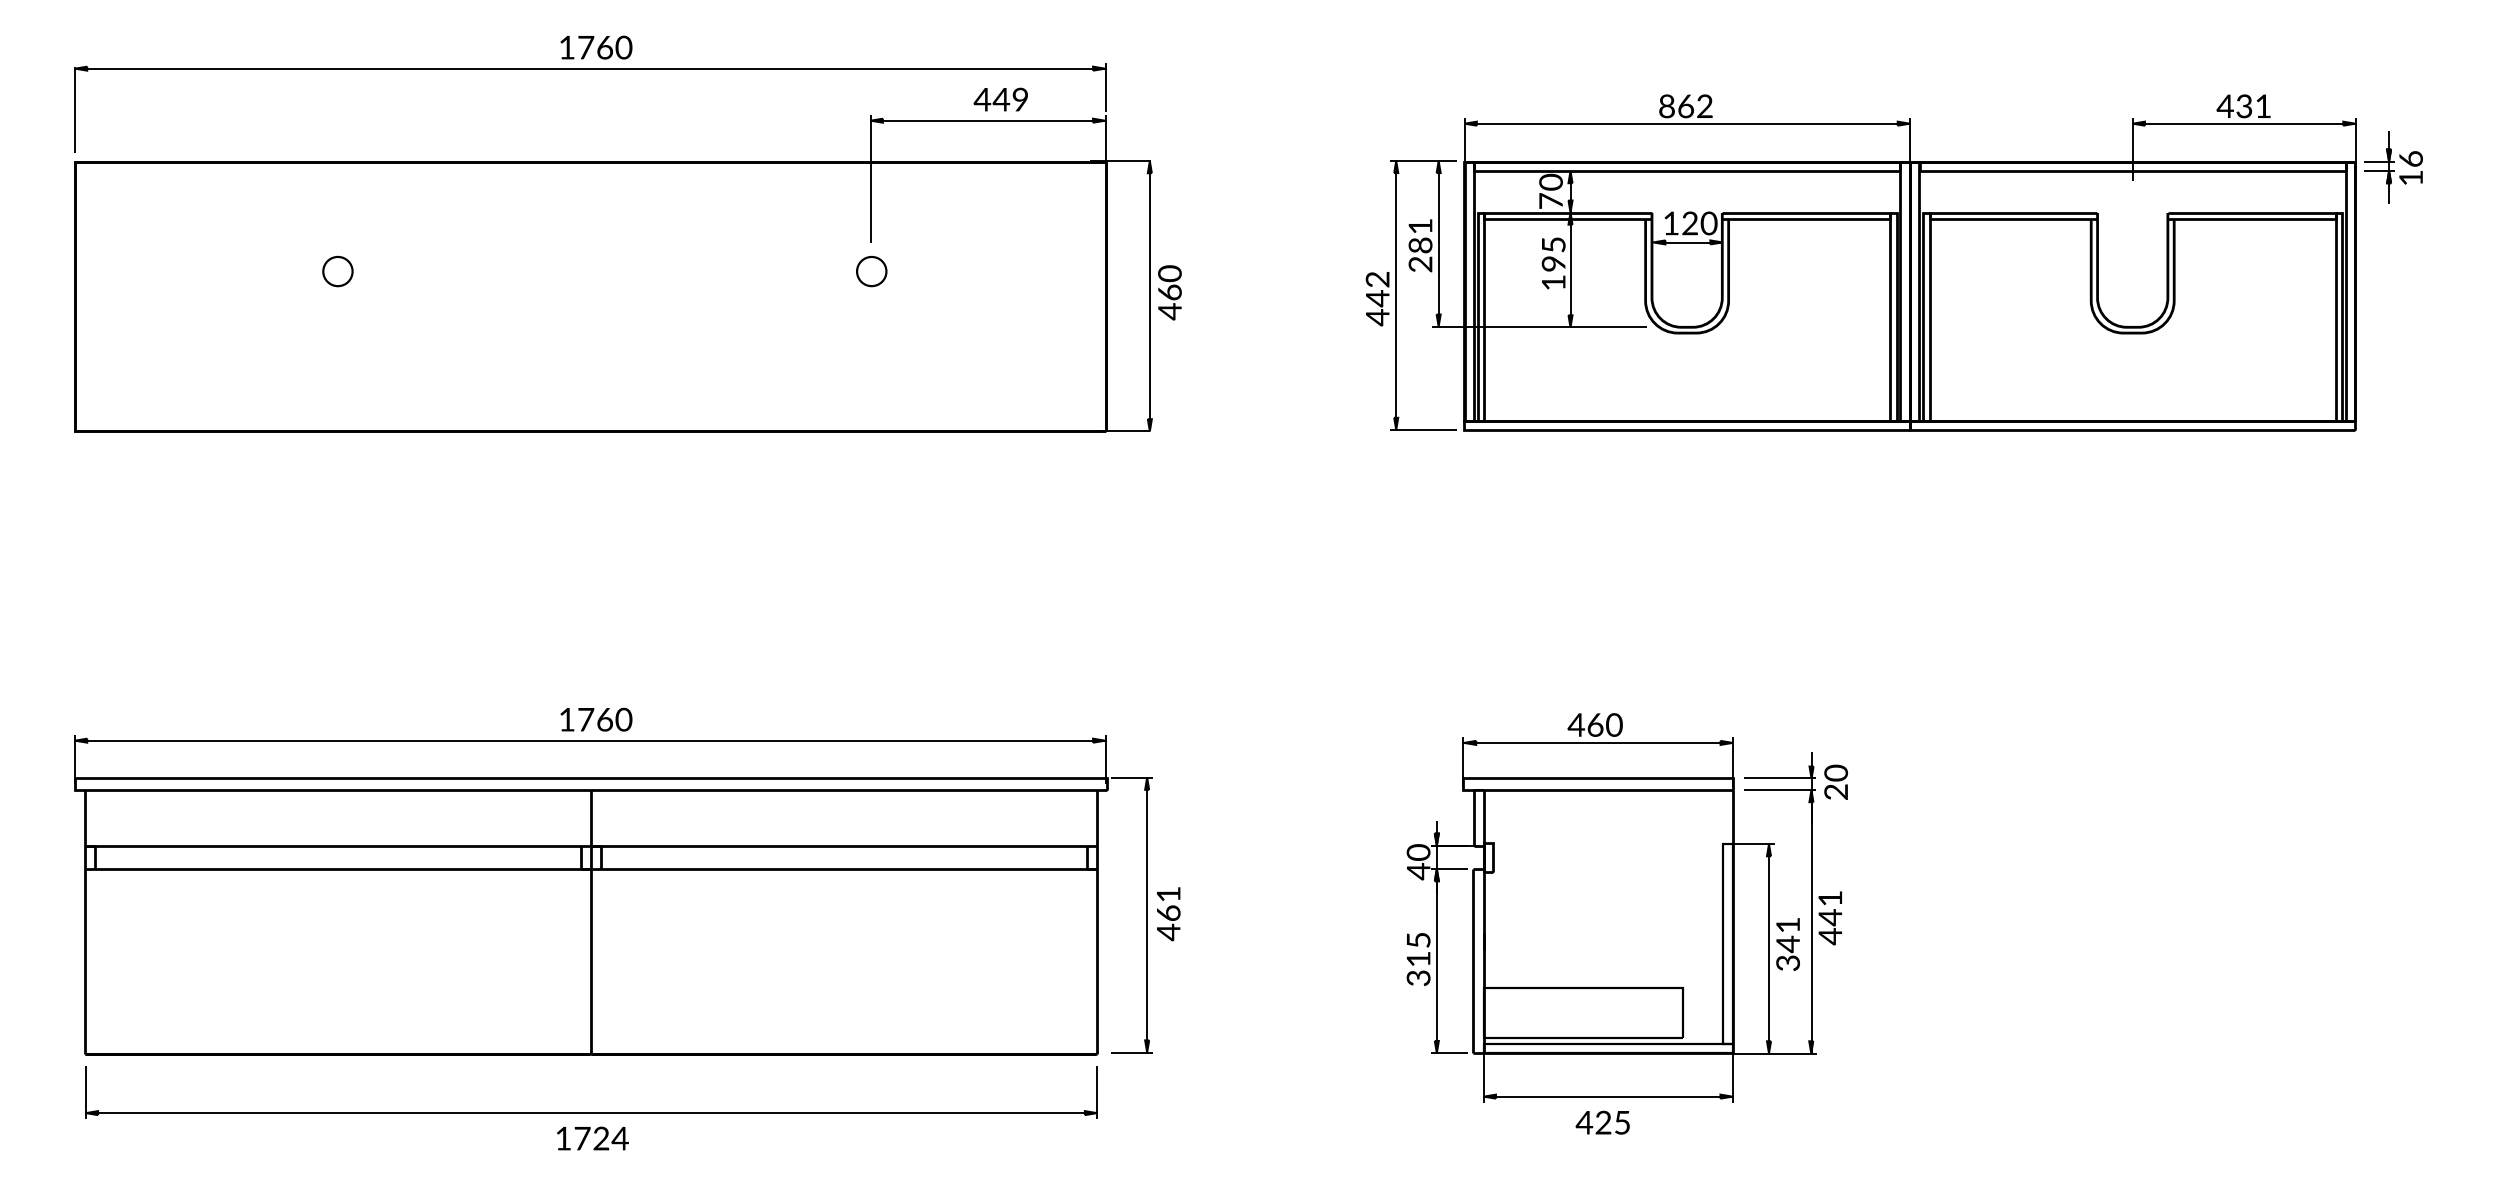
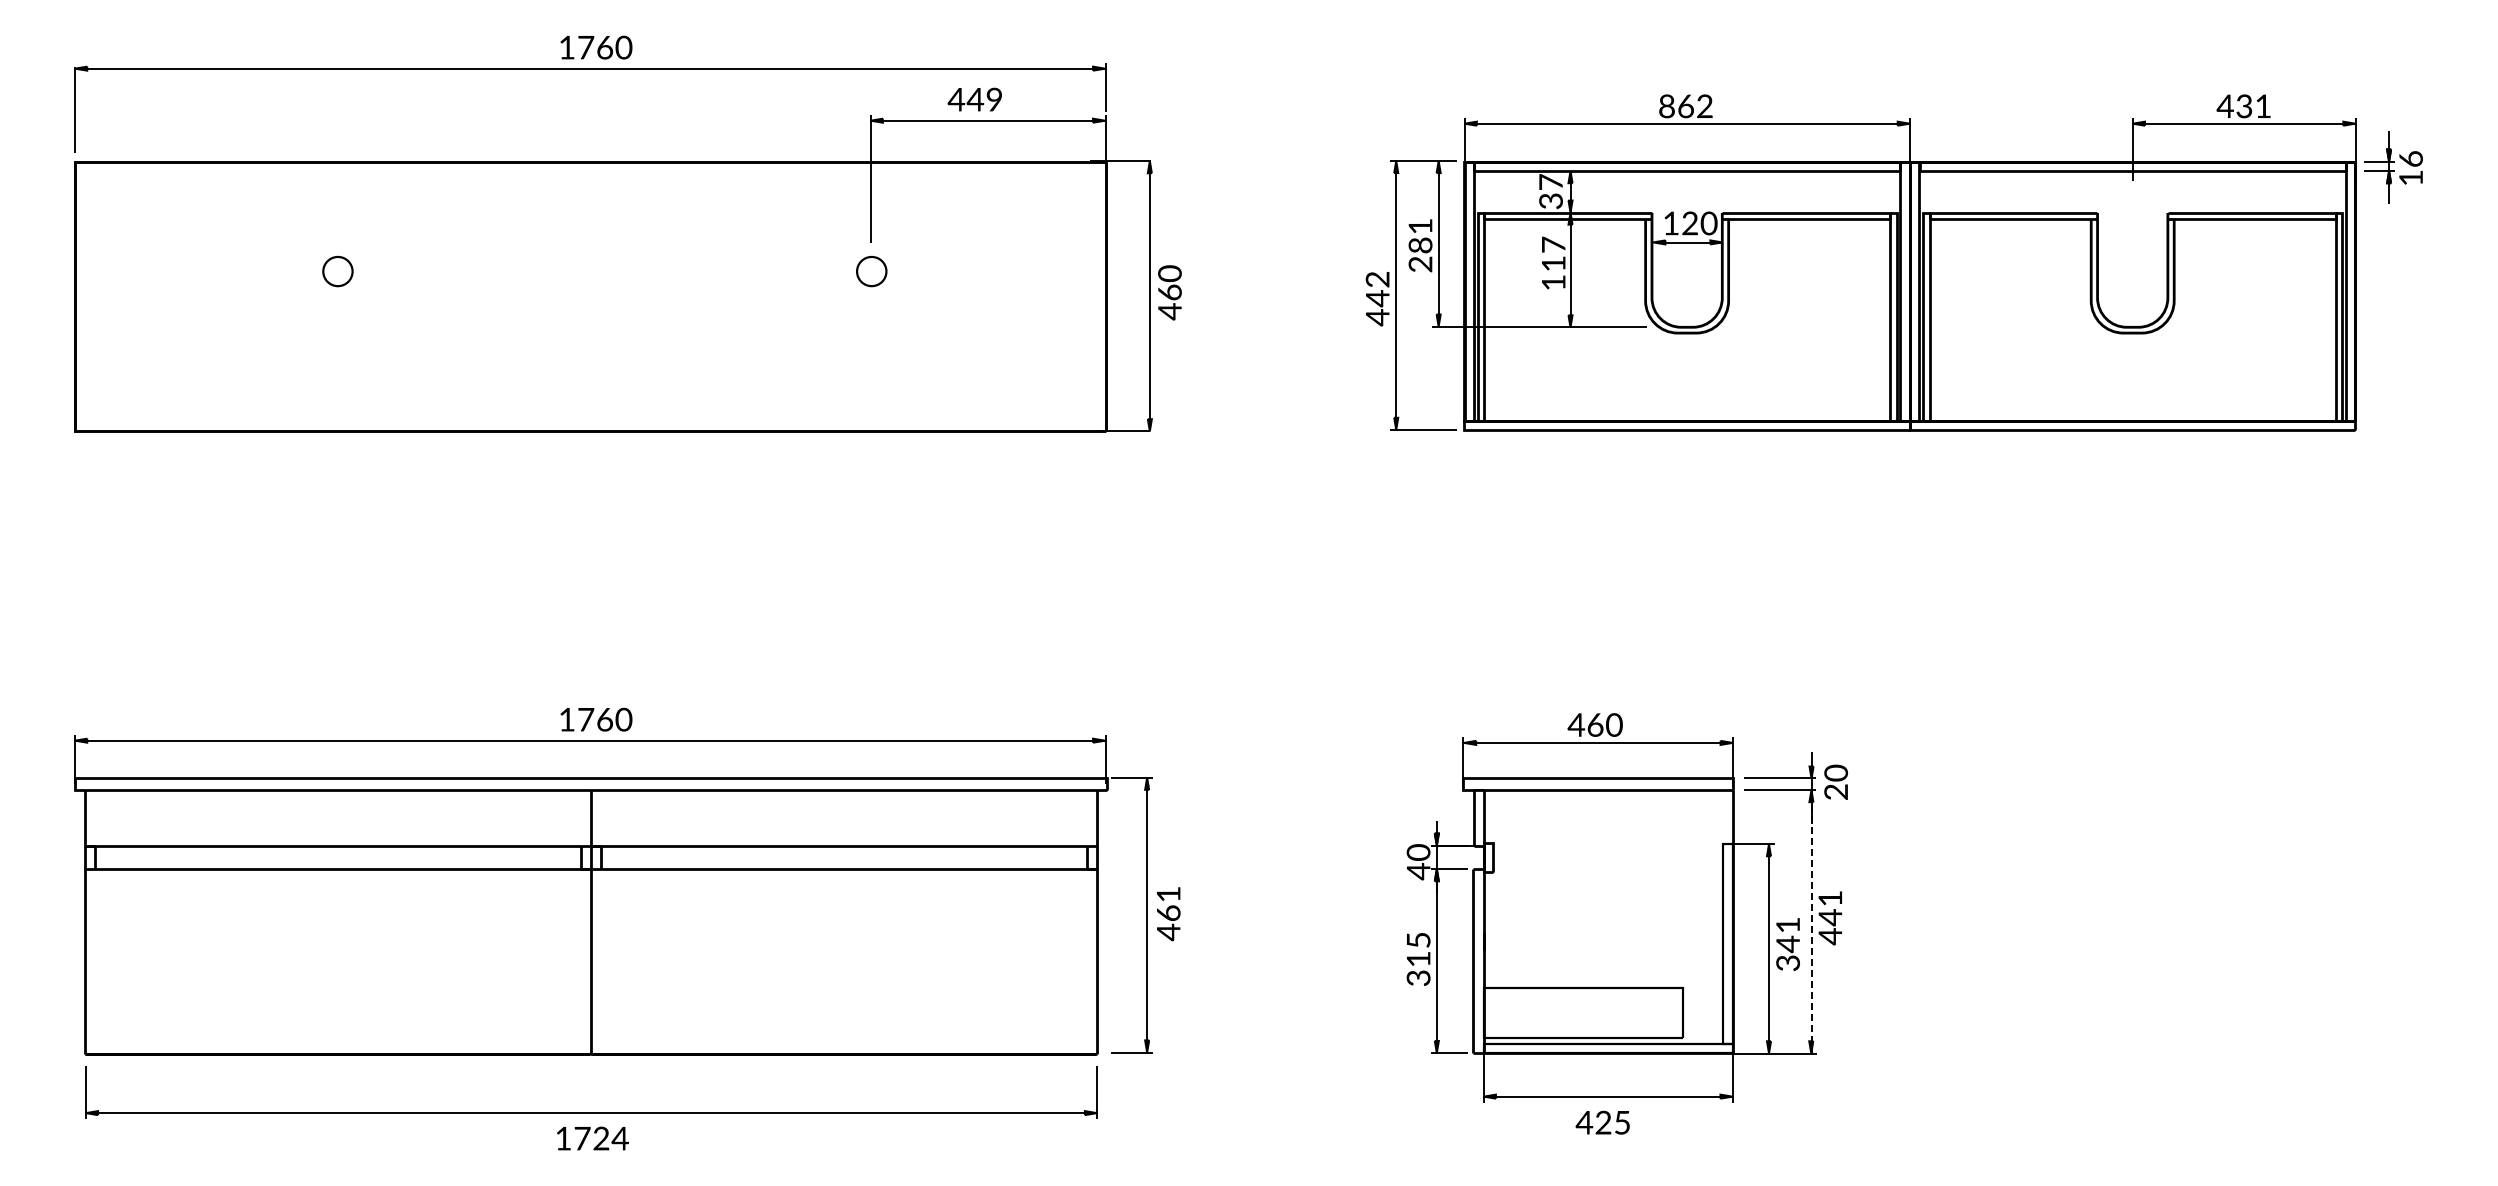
text position: (1000, 99) -> (974, 99) (974, 99)
text: 70 -> 37 (1550, 191)
text: 195 -> 117 (1553, 253)
line: solid -> dashed (1811, 921)
